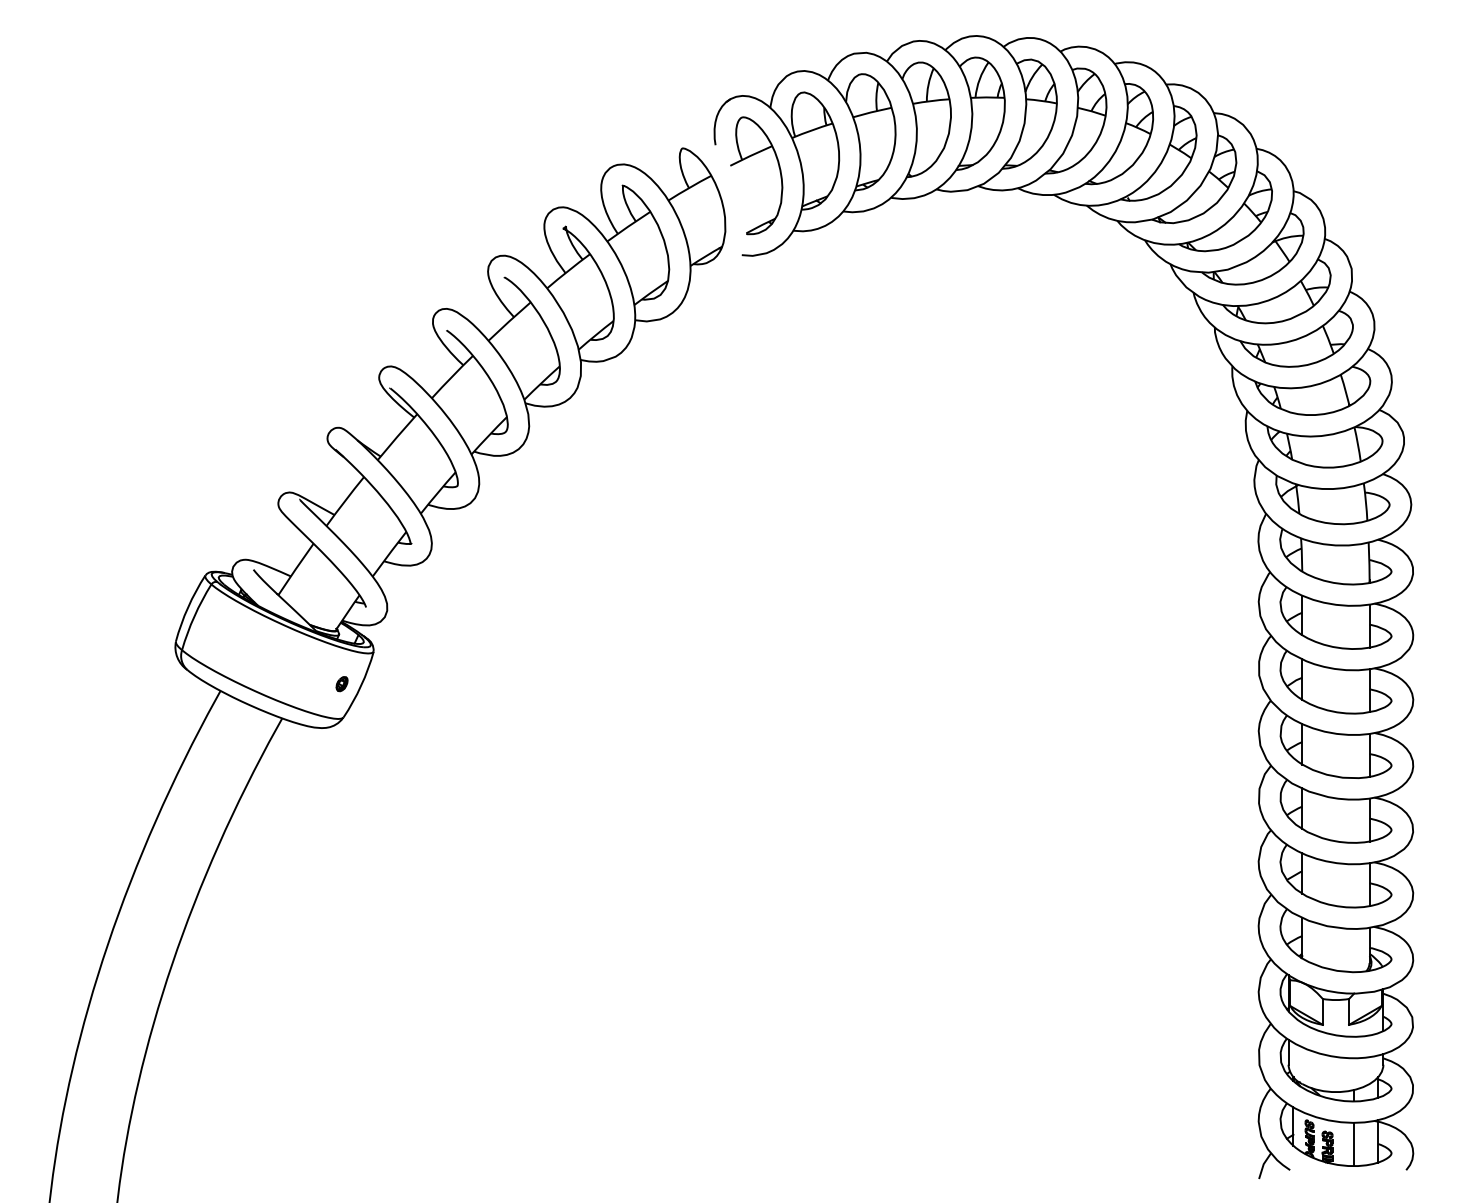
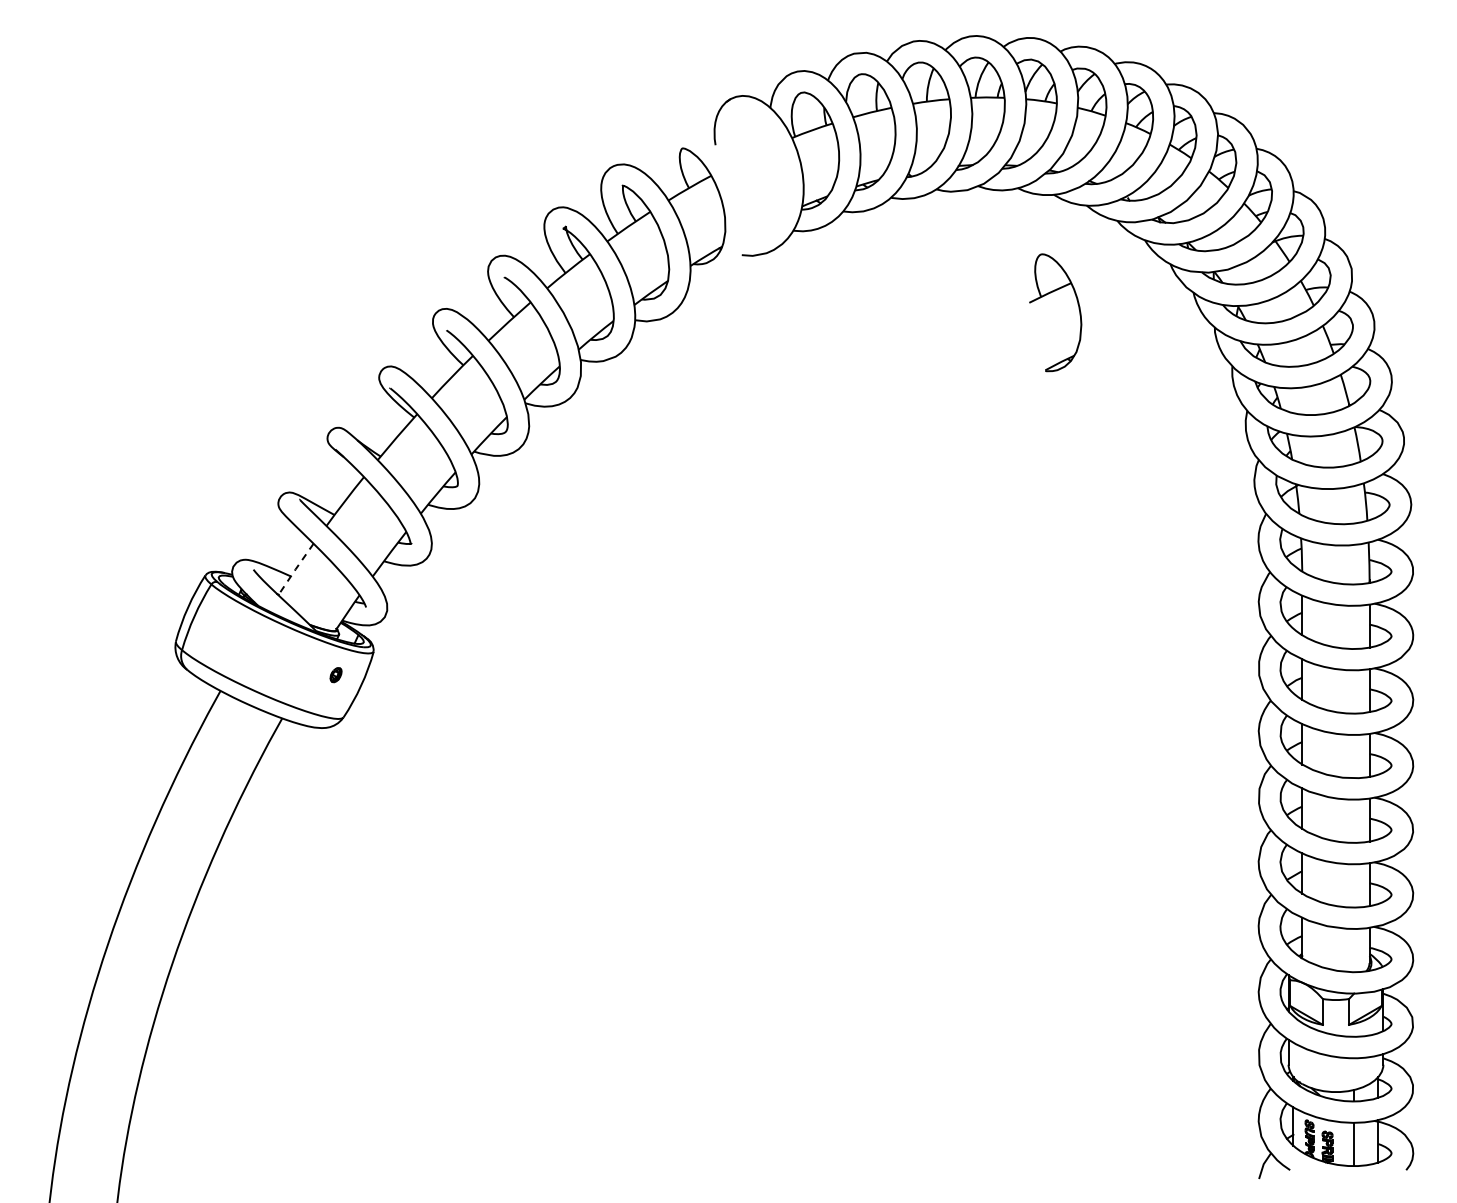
part position: (747, 158) -> (1046, 295) (1046, 295)
line: solid -> dashed (295, 569)
part position: (341, 684) -> (335, 675) (335, 675)
